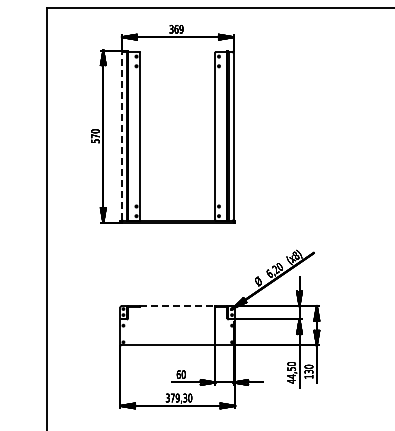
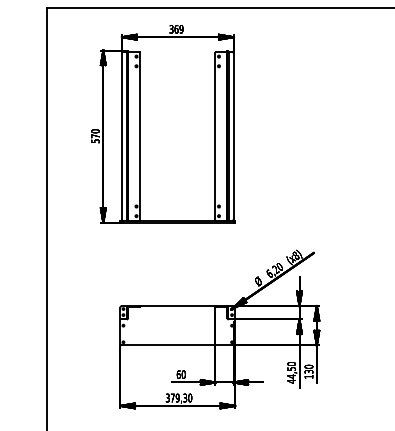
line: dashed -> solid (122, 135)
line: dashed -> solid (177, 306)
